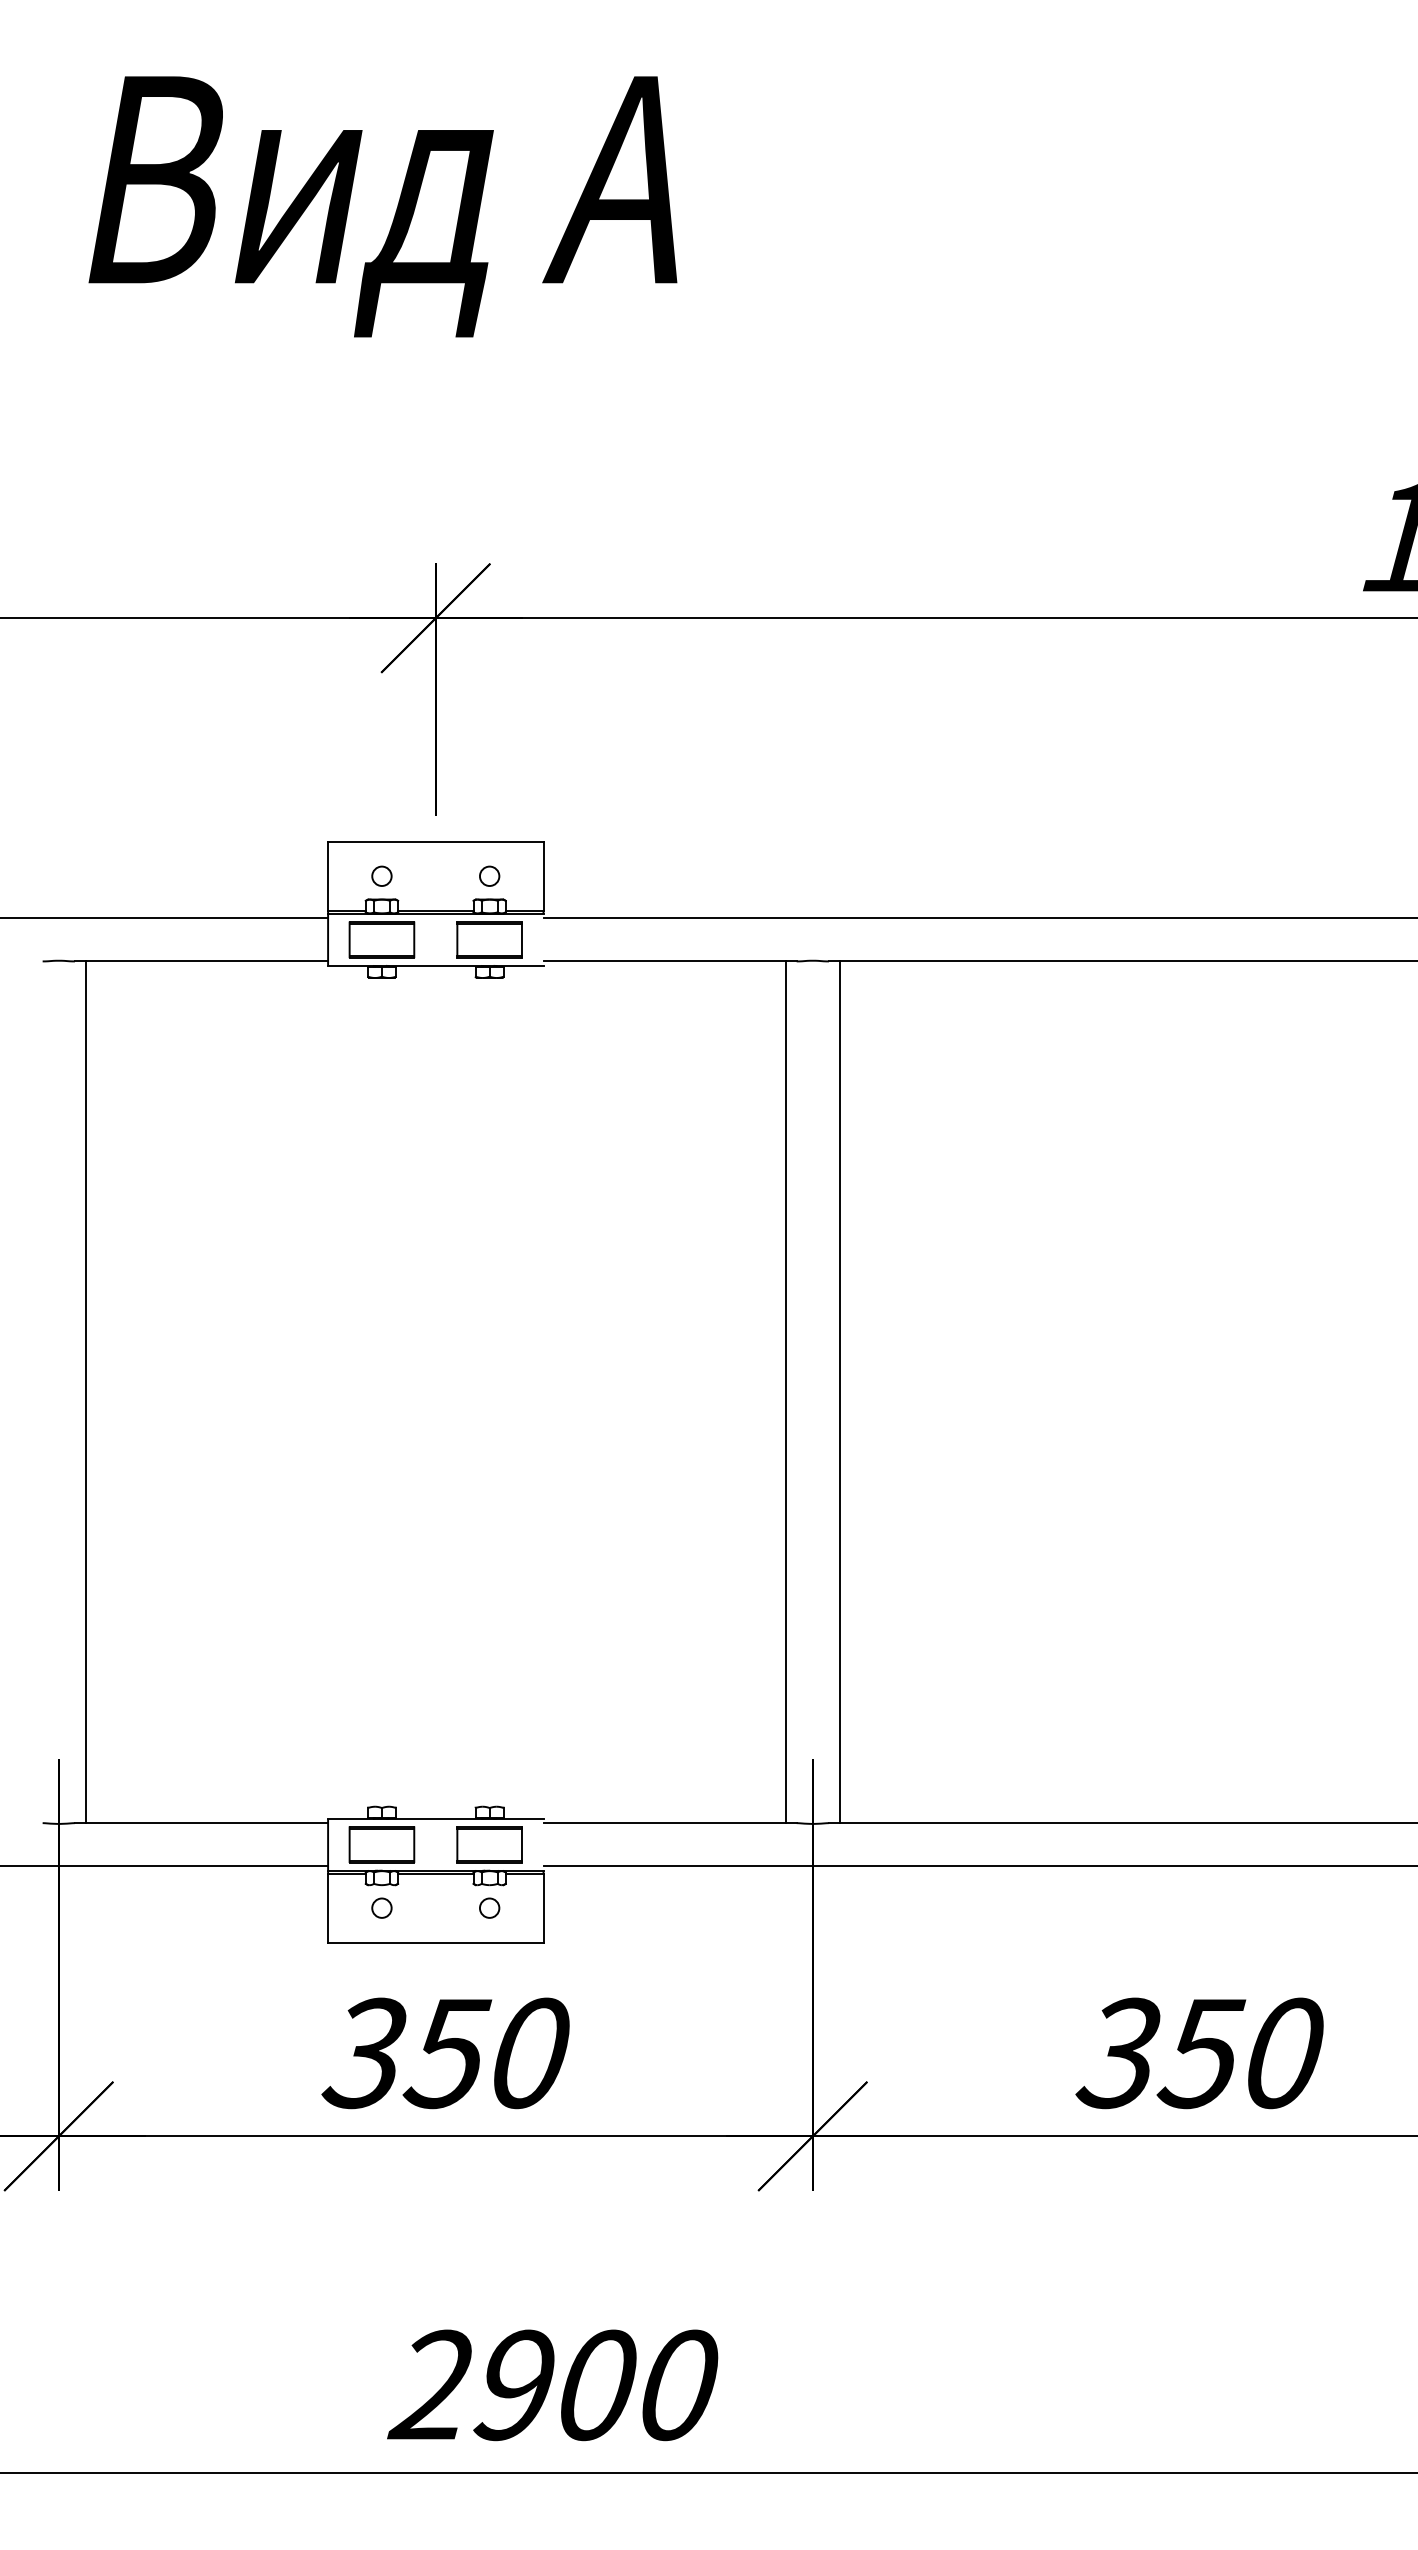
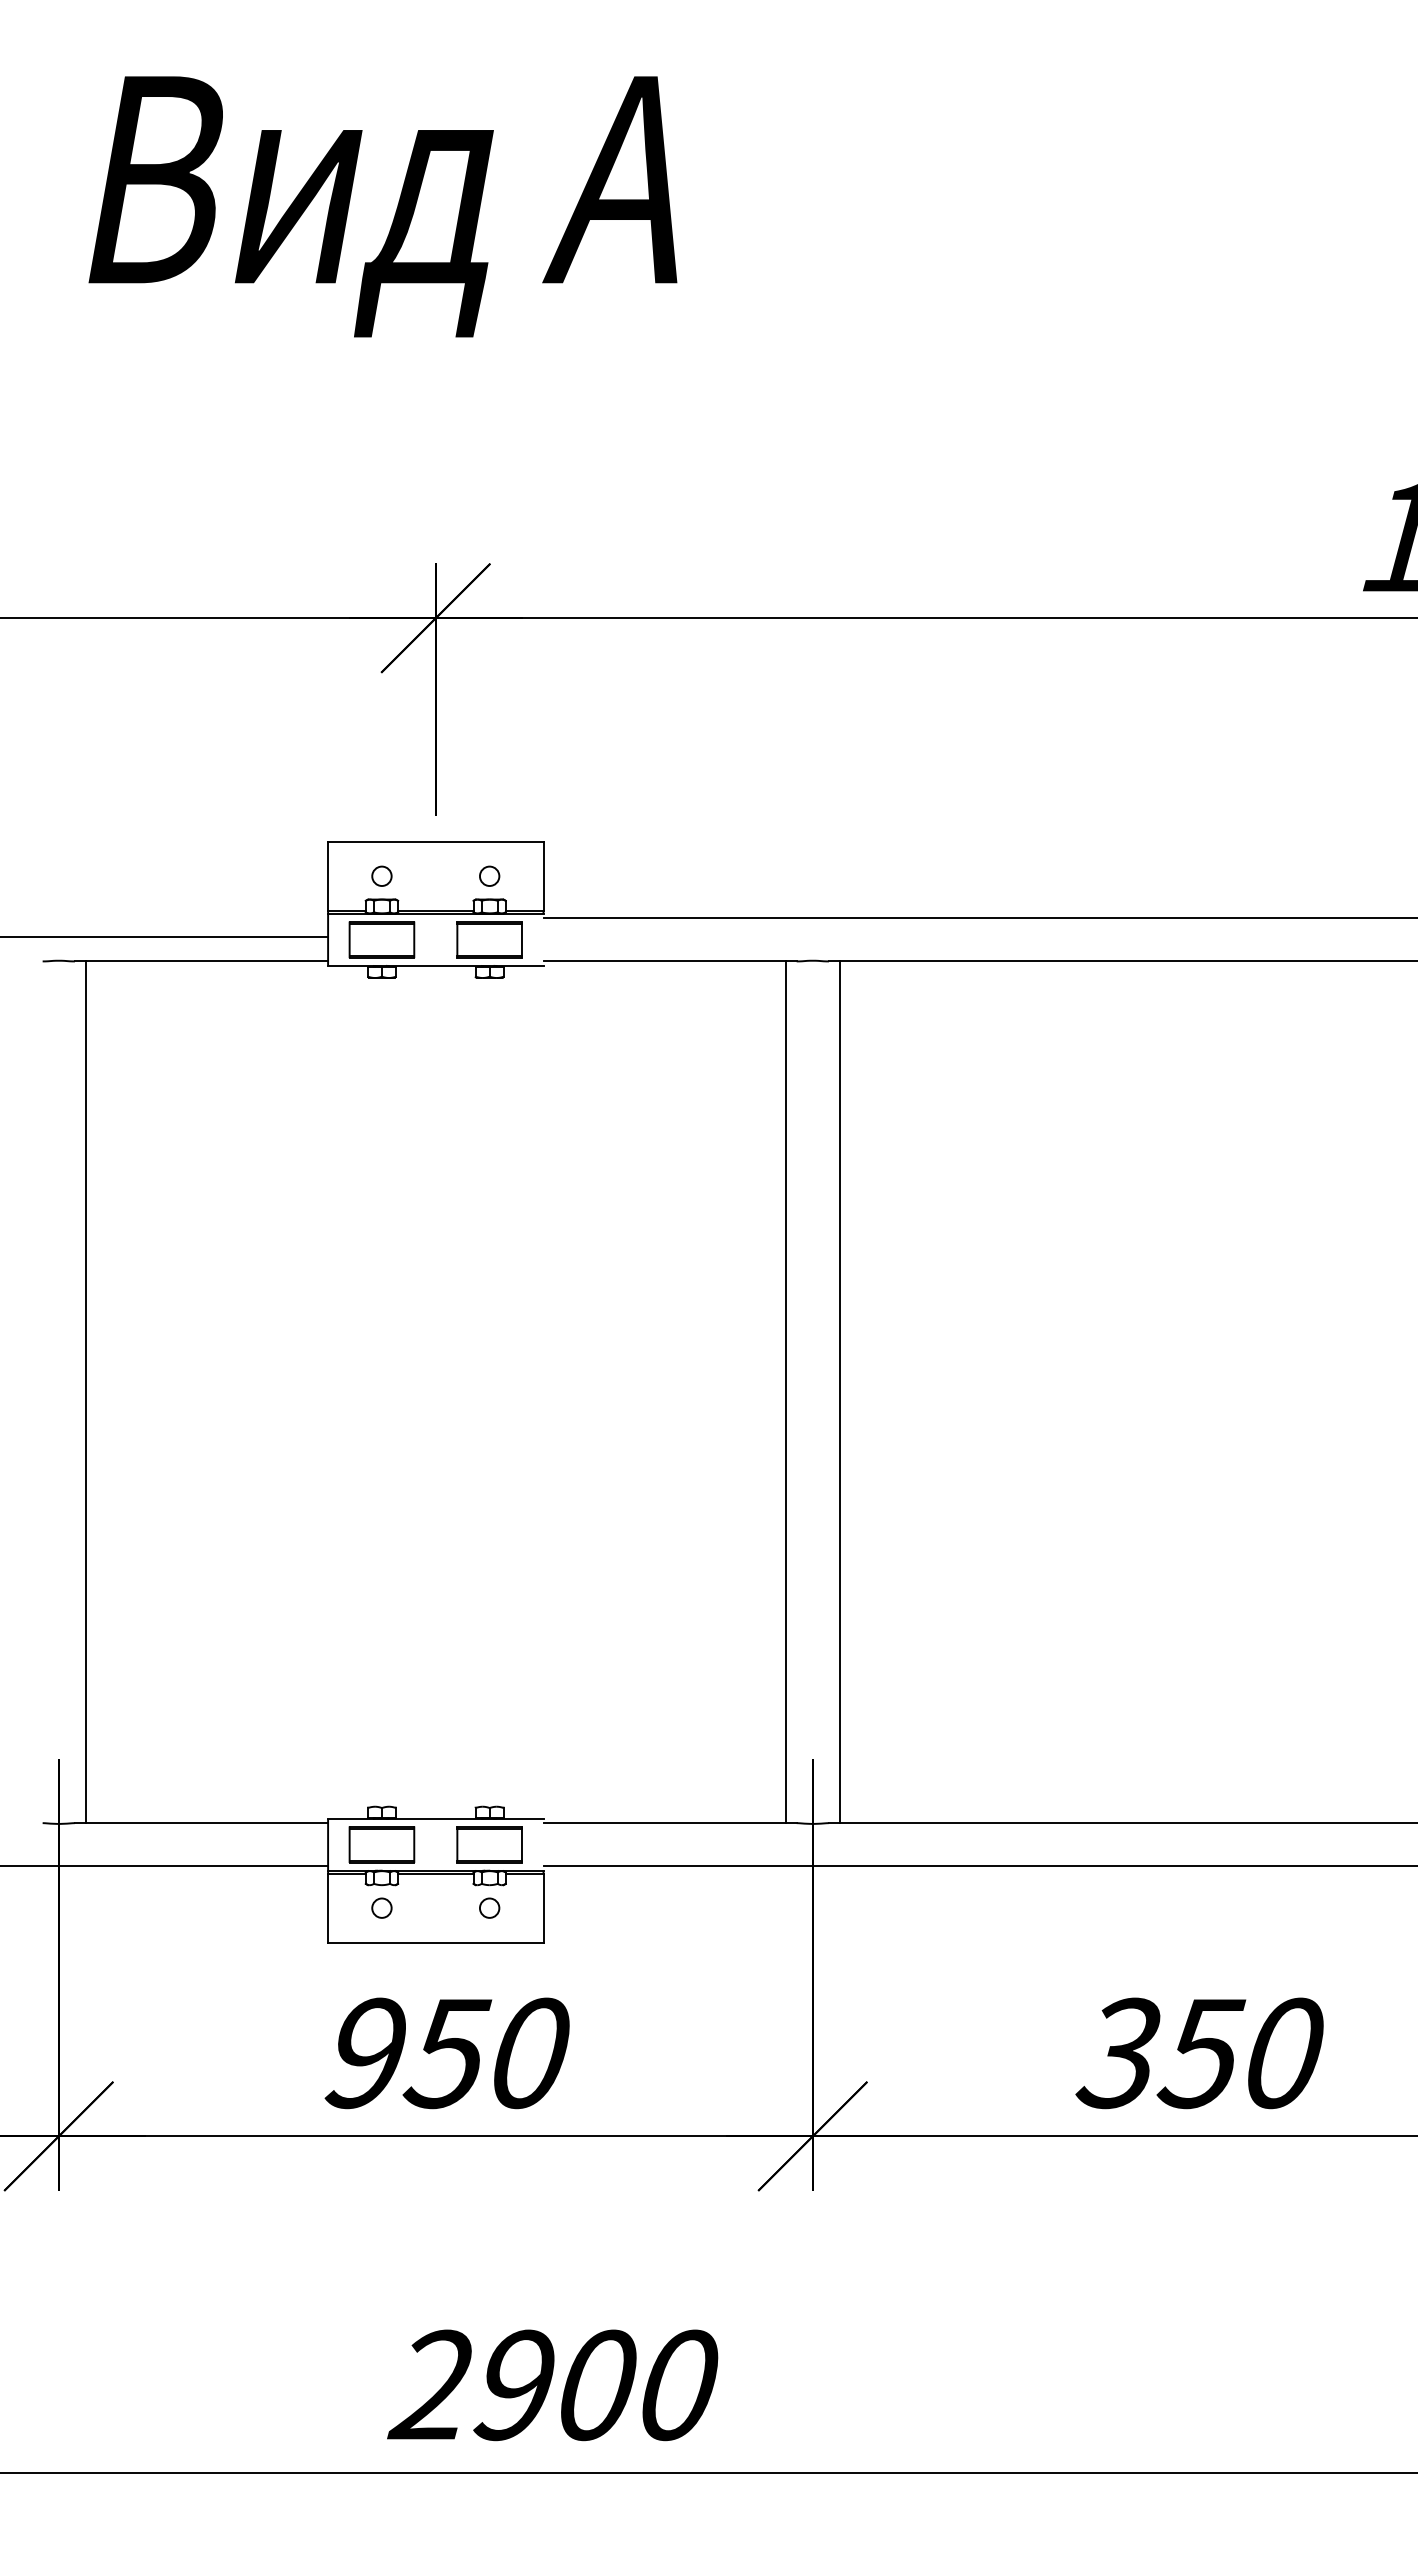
line position: (165, 918) -> (165, 937) (165, 937)
text: 350 -> 950 (363, 2053)
